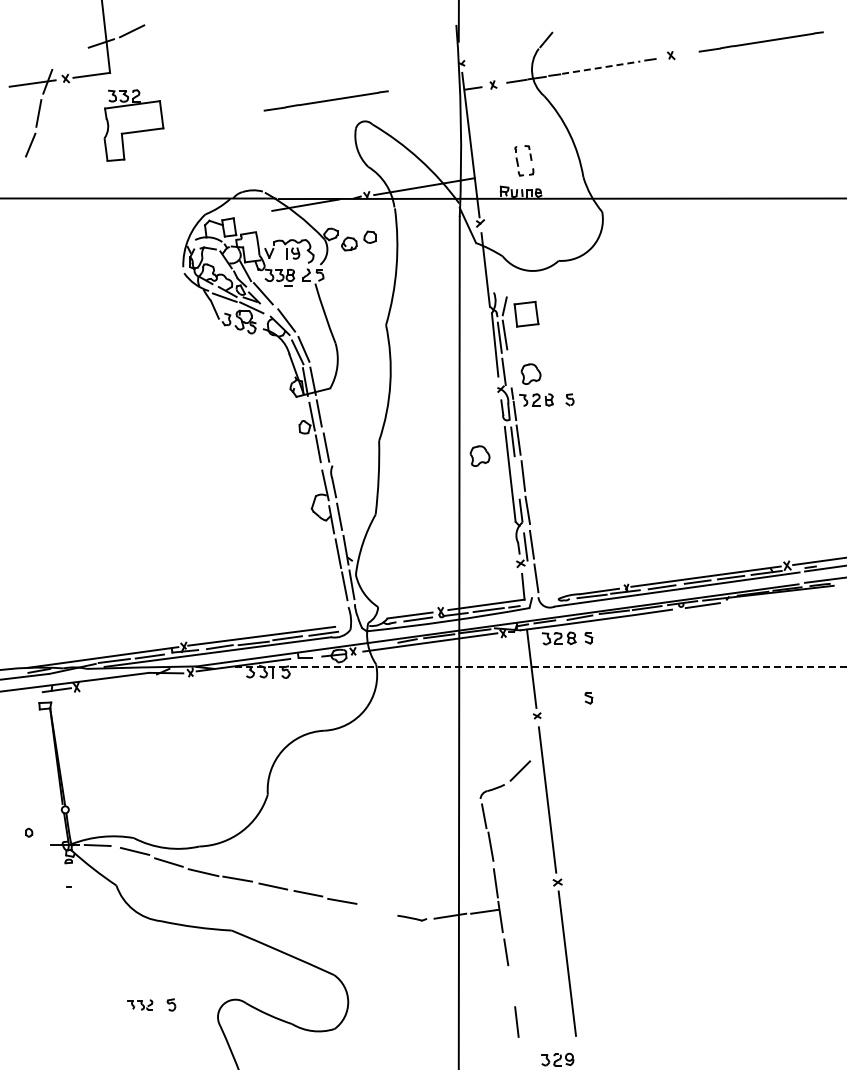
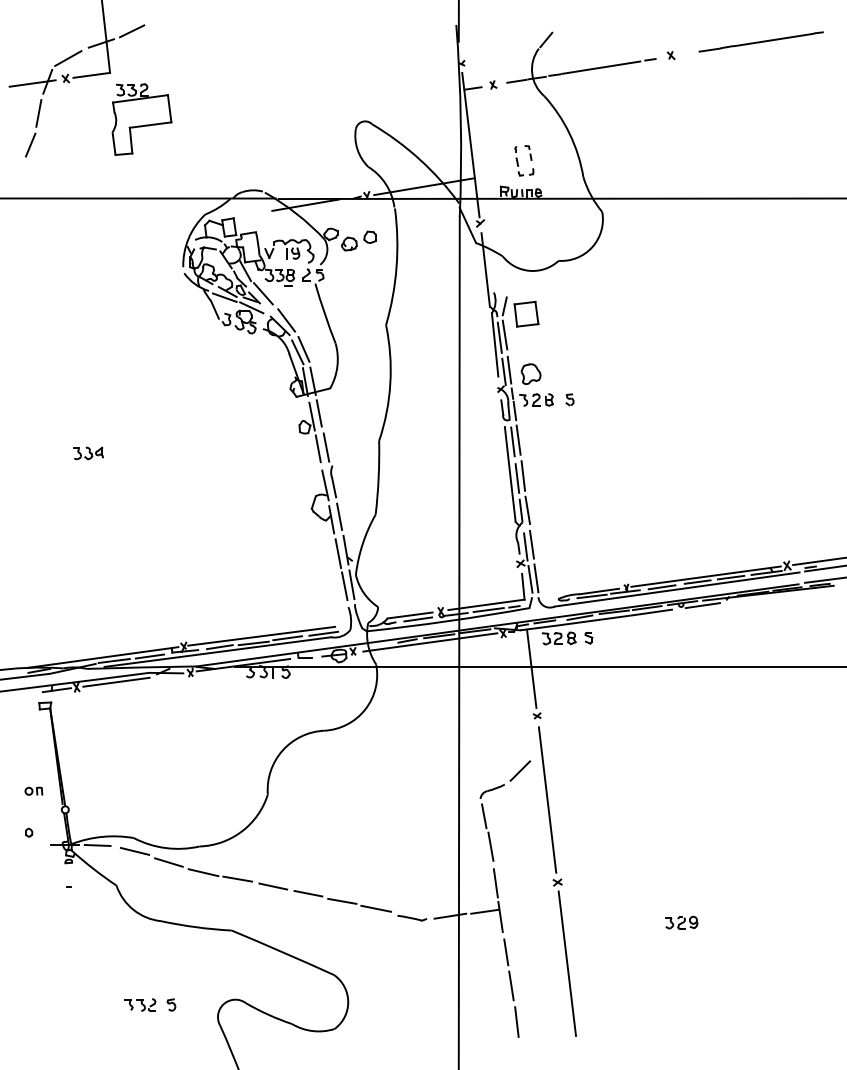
line: none -> present (68, 58)
line: dashed -> solid (601, 67)
line: present -> none (325, 100)
part position: (133, 125) -> (141, 119) (141, 119)
line: none -> present (509, 369)
part: none -> present (88, 453)
part: present -> none (479, 455)
line: none -> present (517, 478)
line: none -> present (530, 579)
line: dashed -> solid (541, 666)
line: none -> present (116, 681)
part: present -> none (588, 698)
part: none -> present (33, 790)
line: none -> present (376, 908)
line: none -> present (511, 985)
part size: 27x12 px -> 33x14 px (140, 1004)
part position: (557, 1059) -> (681, 922) (681, 922)
